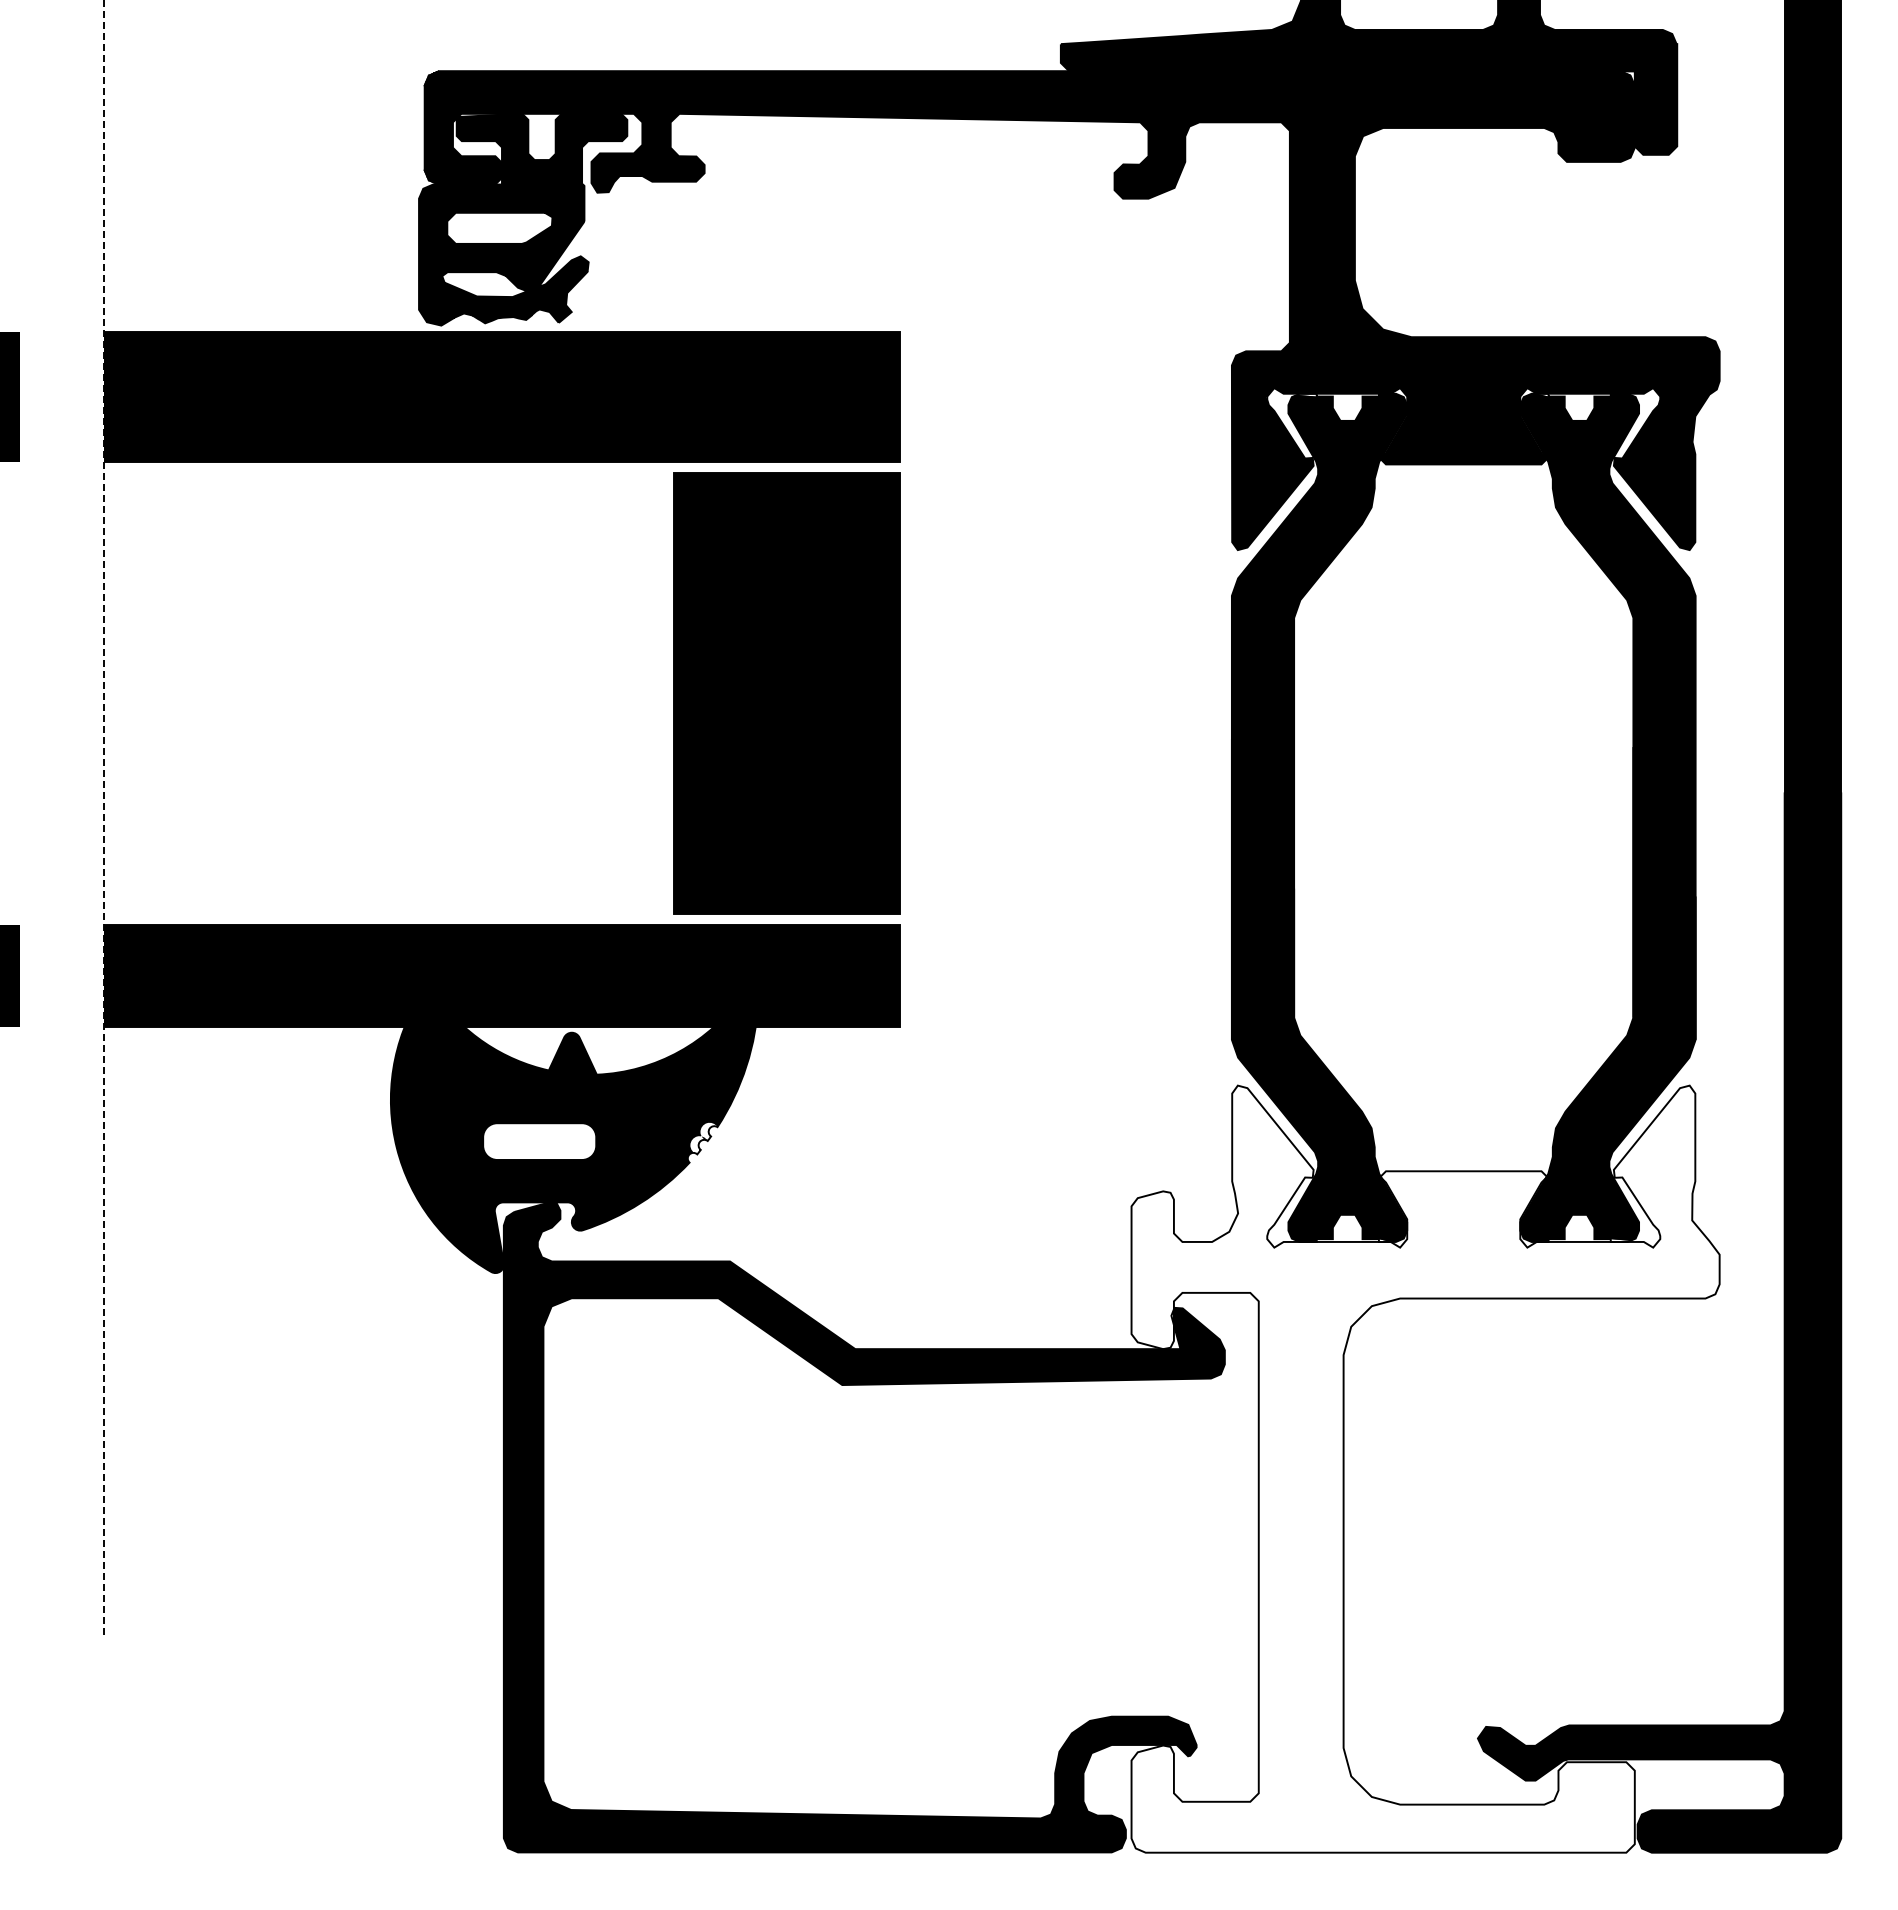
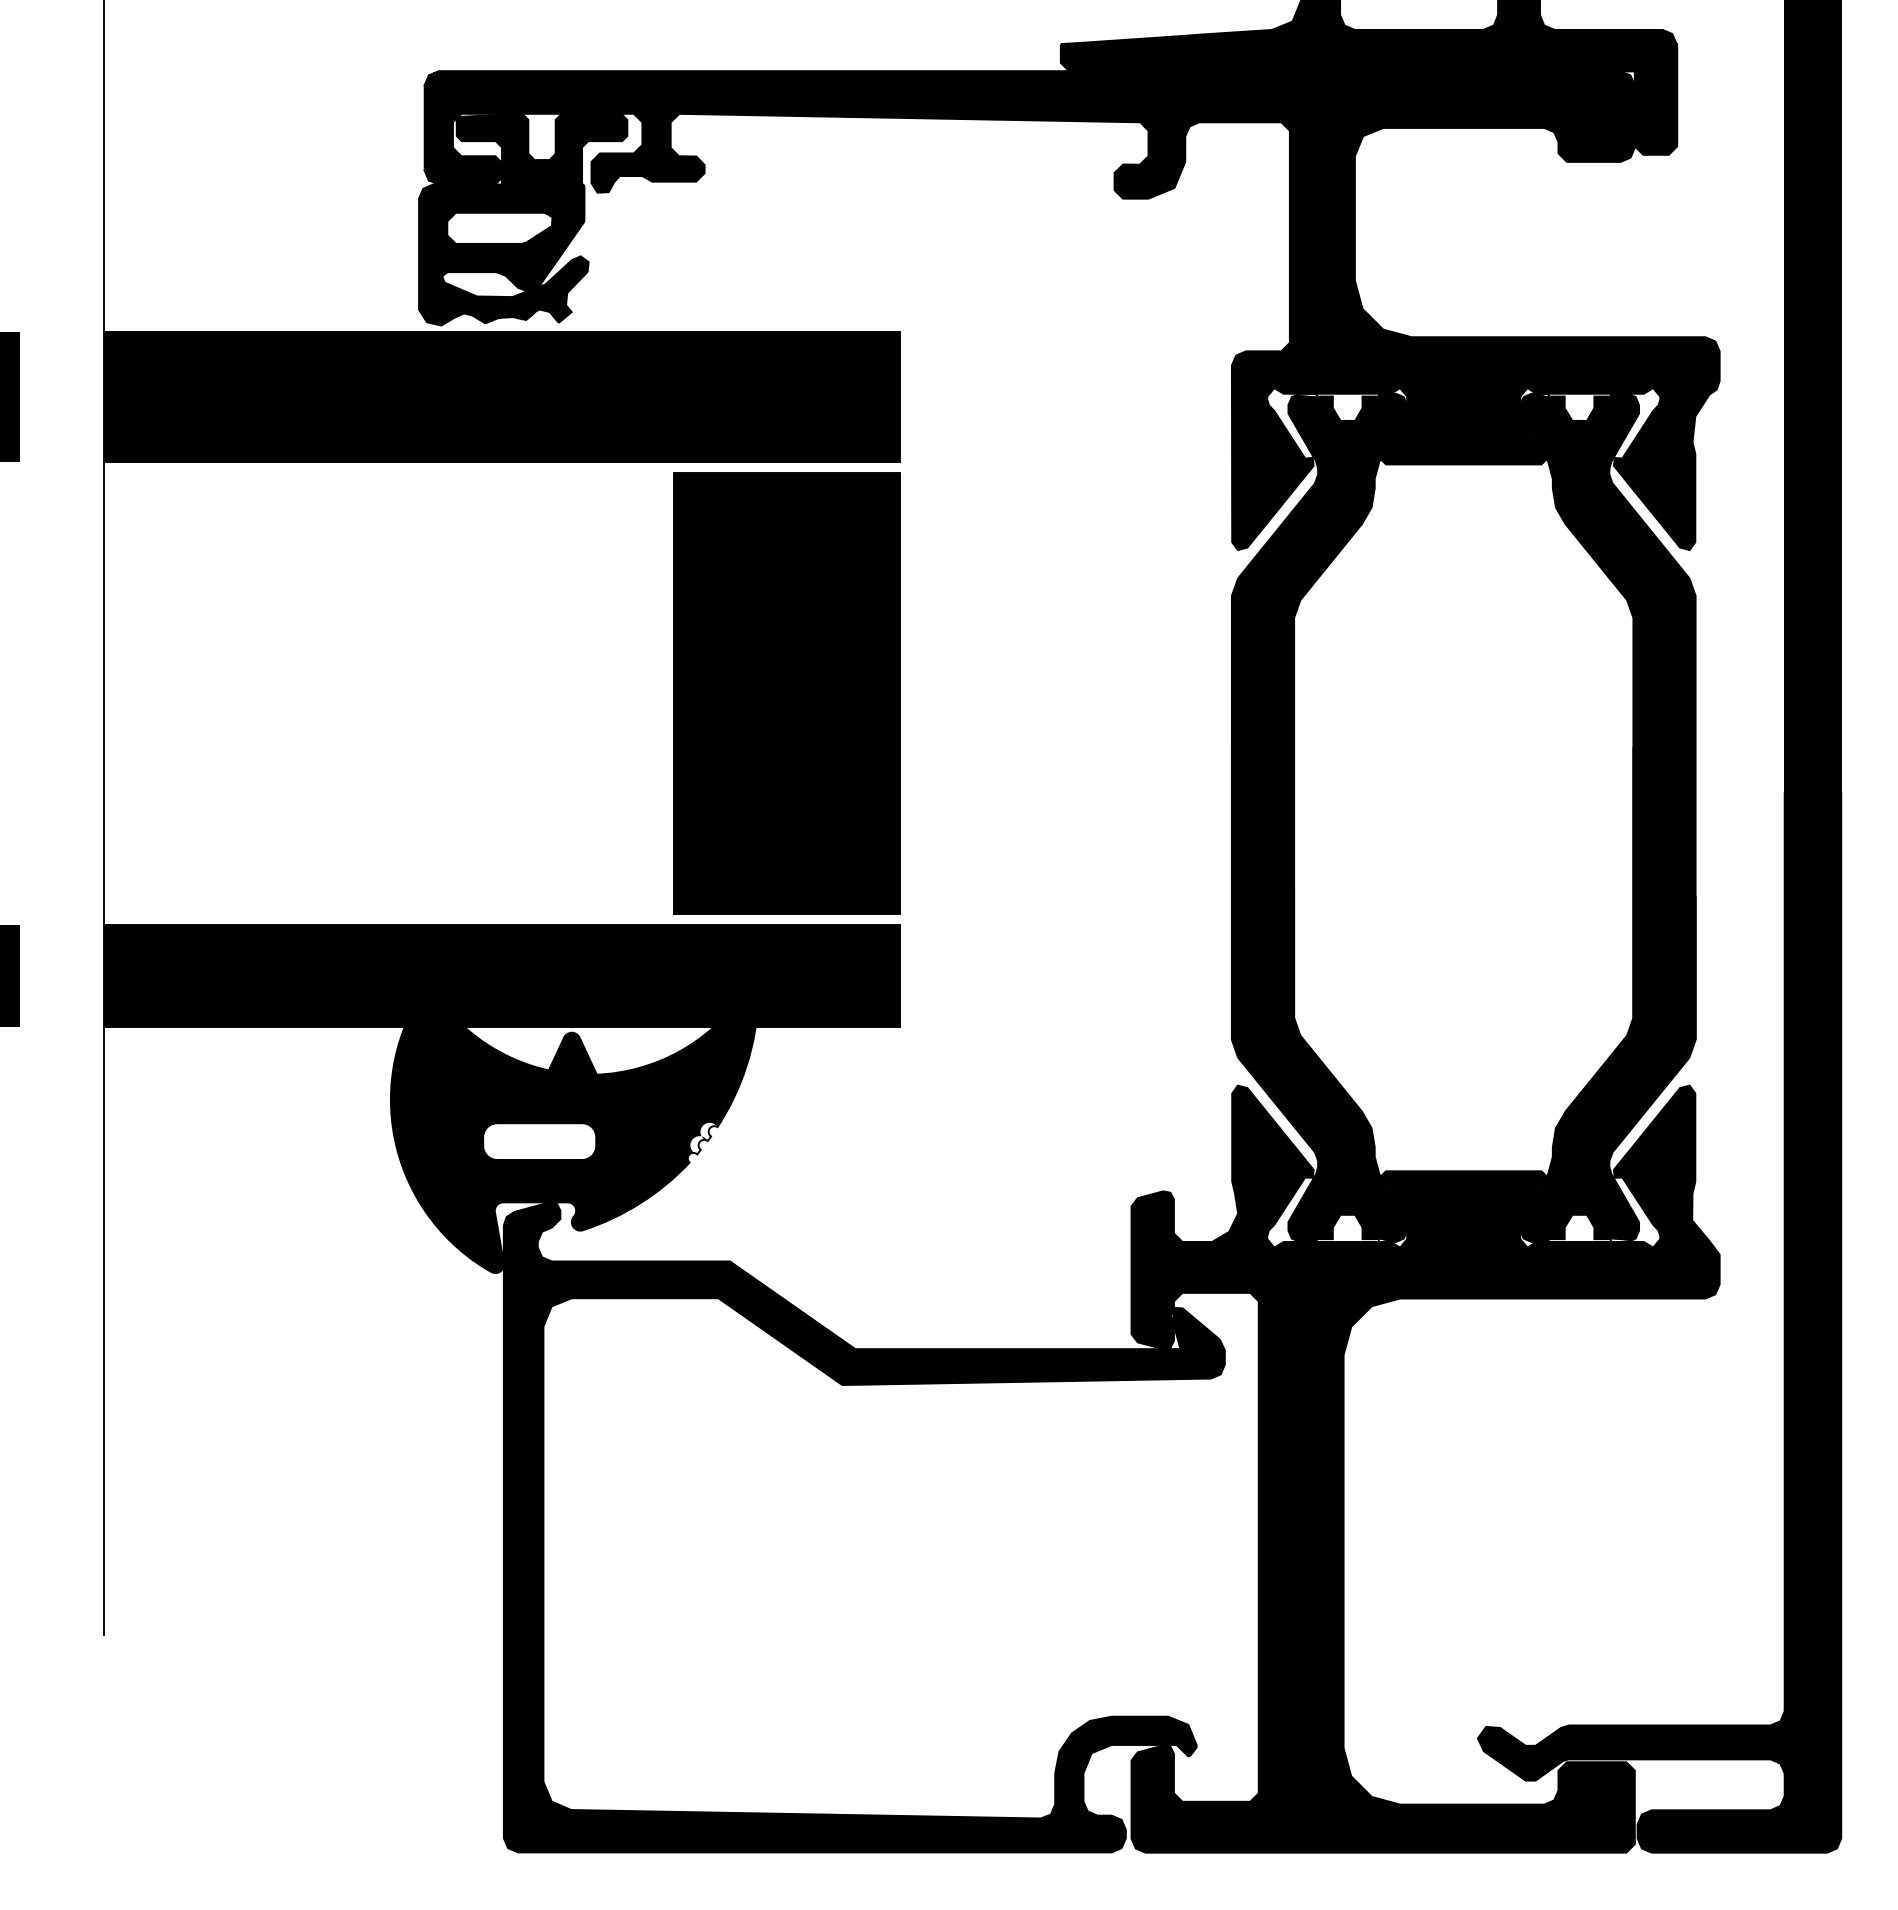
line: dashed -> solid (104, 817)
fill: none -> present (1425, 1468)
